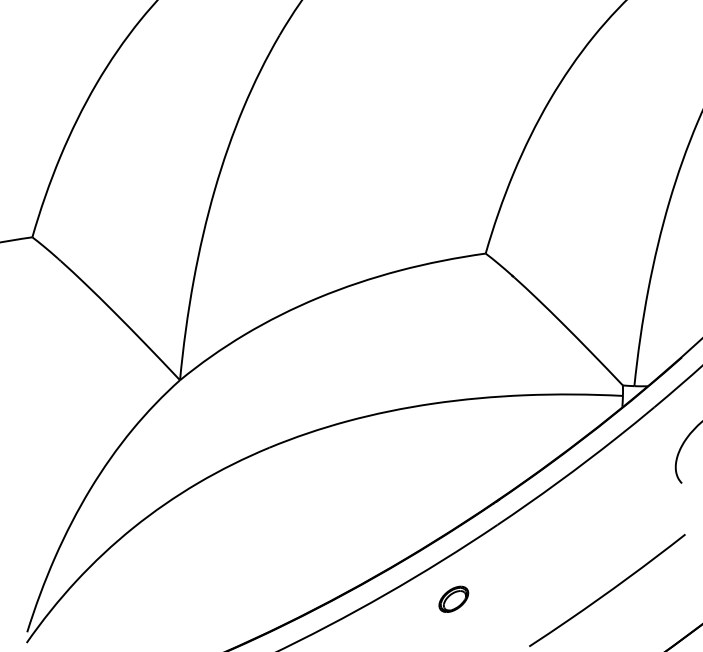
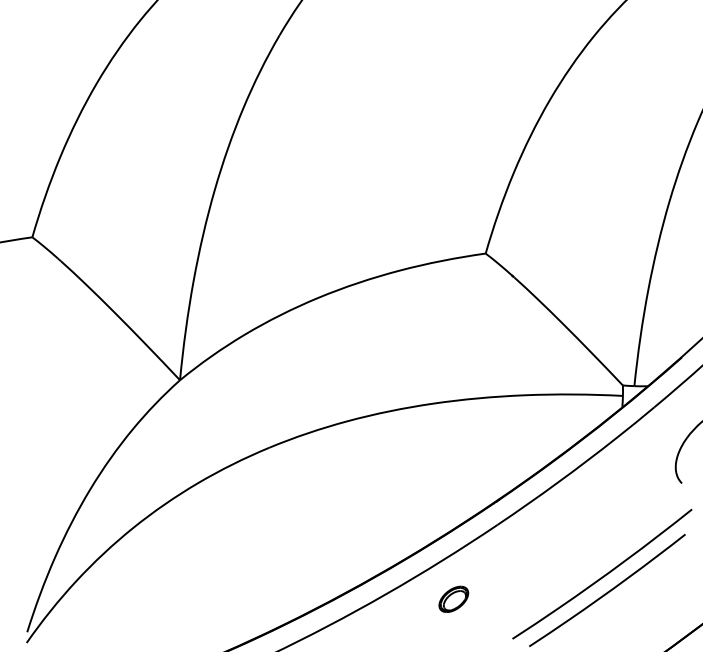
curve: none -> present (604, 574)
